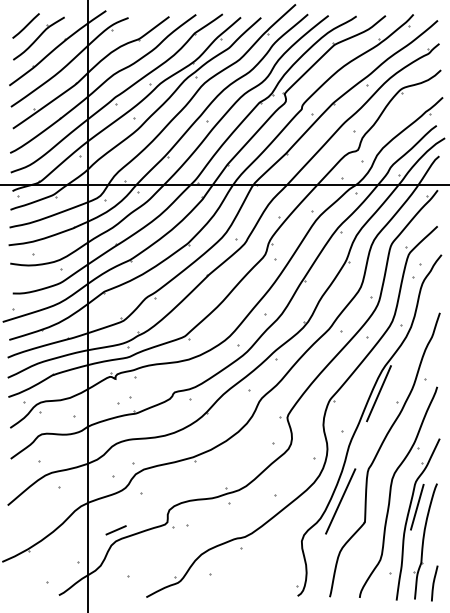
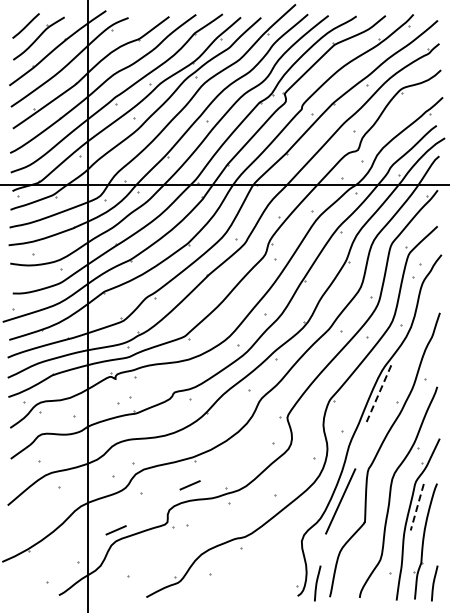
line: solid -> dashed (378, 393)
line: none -> present (189, 485)
line: solid -> dashed (417, 507)
curve: none -> present (317, 583)
